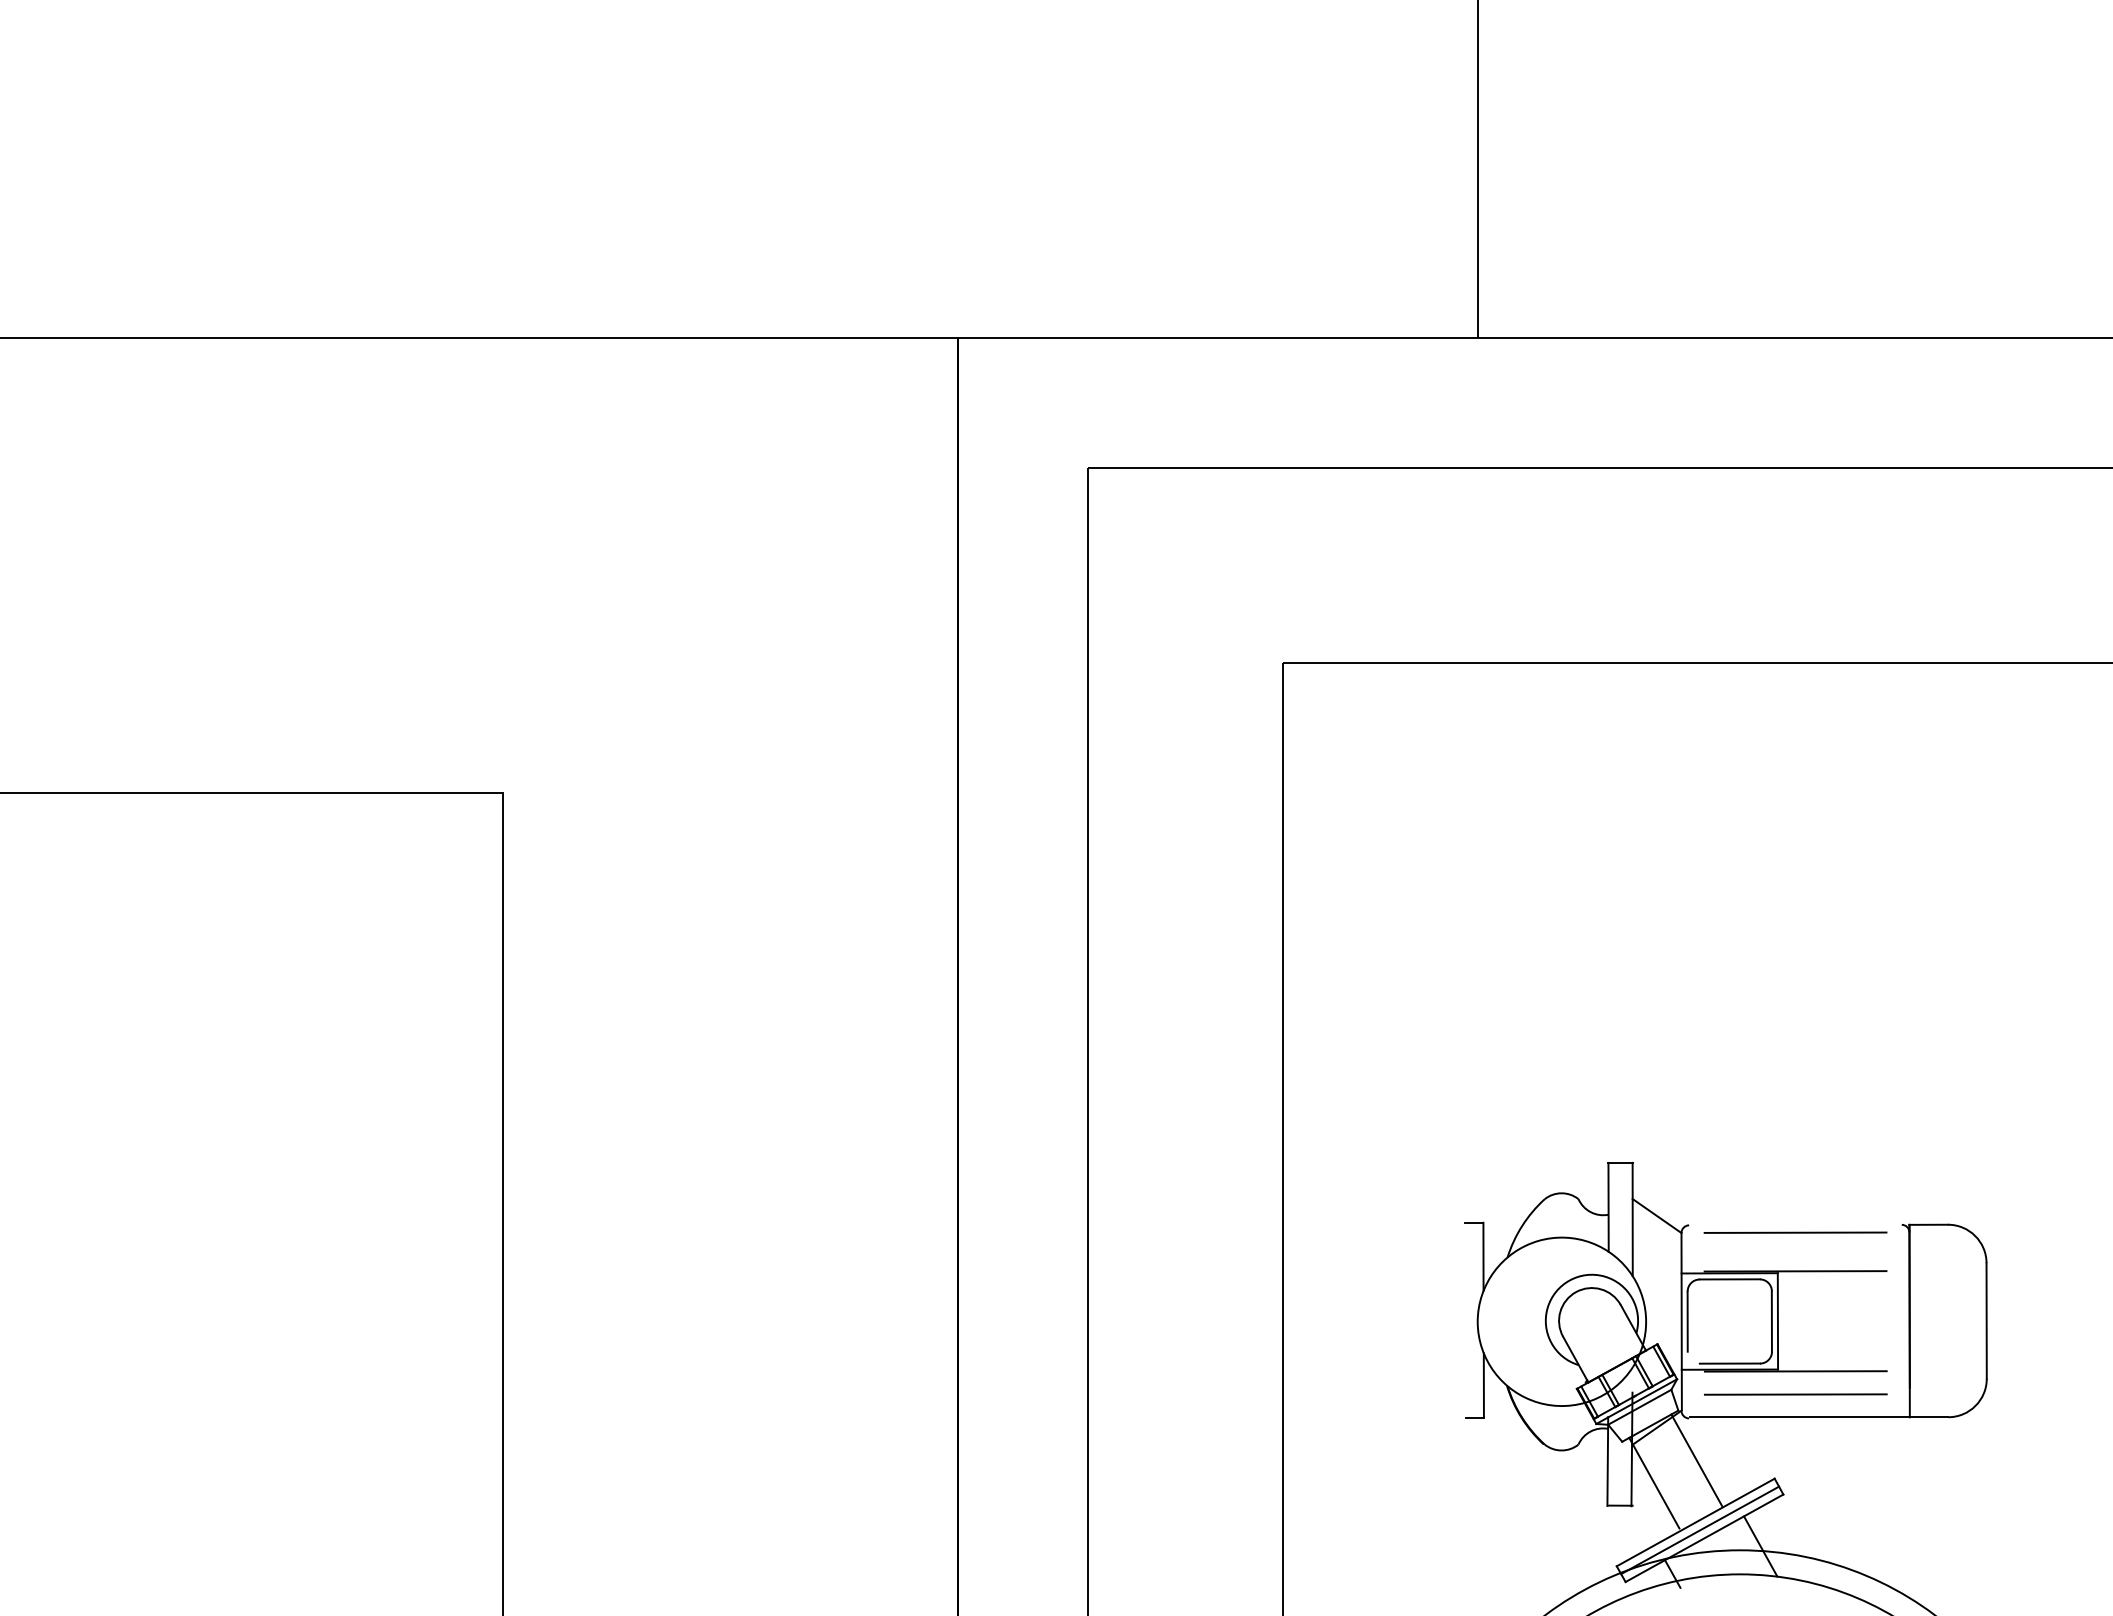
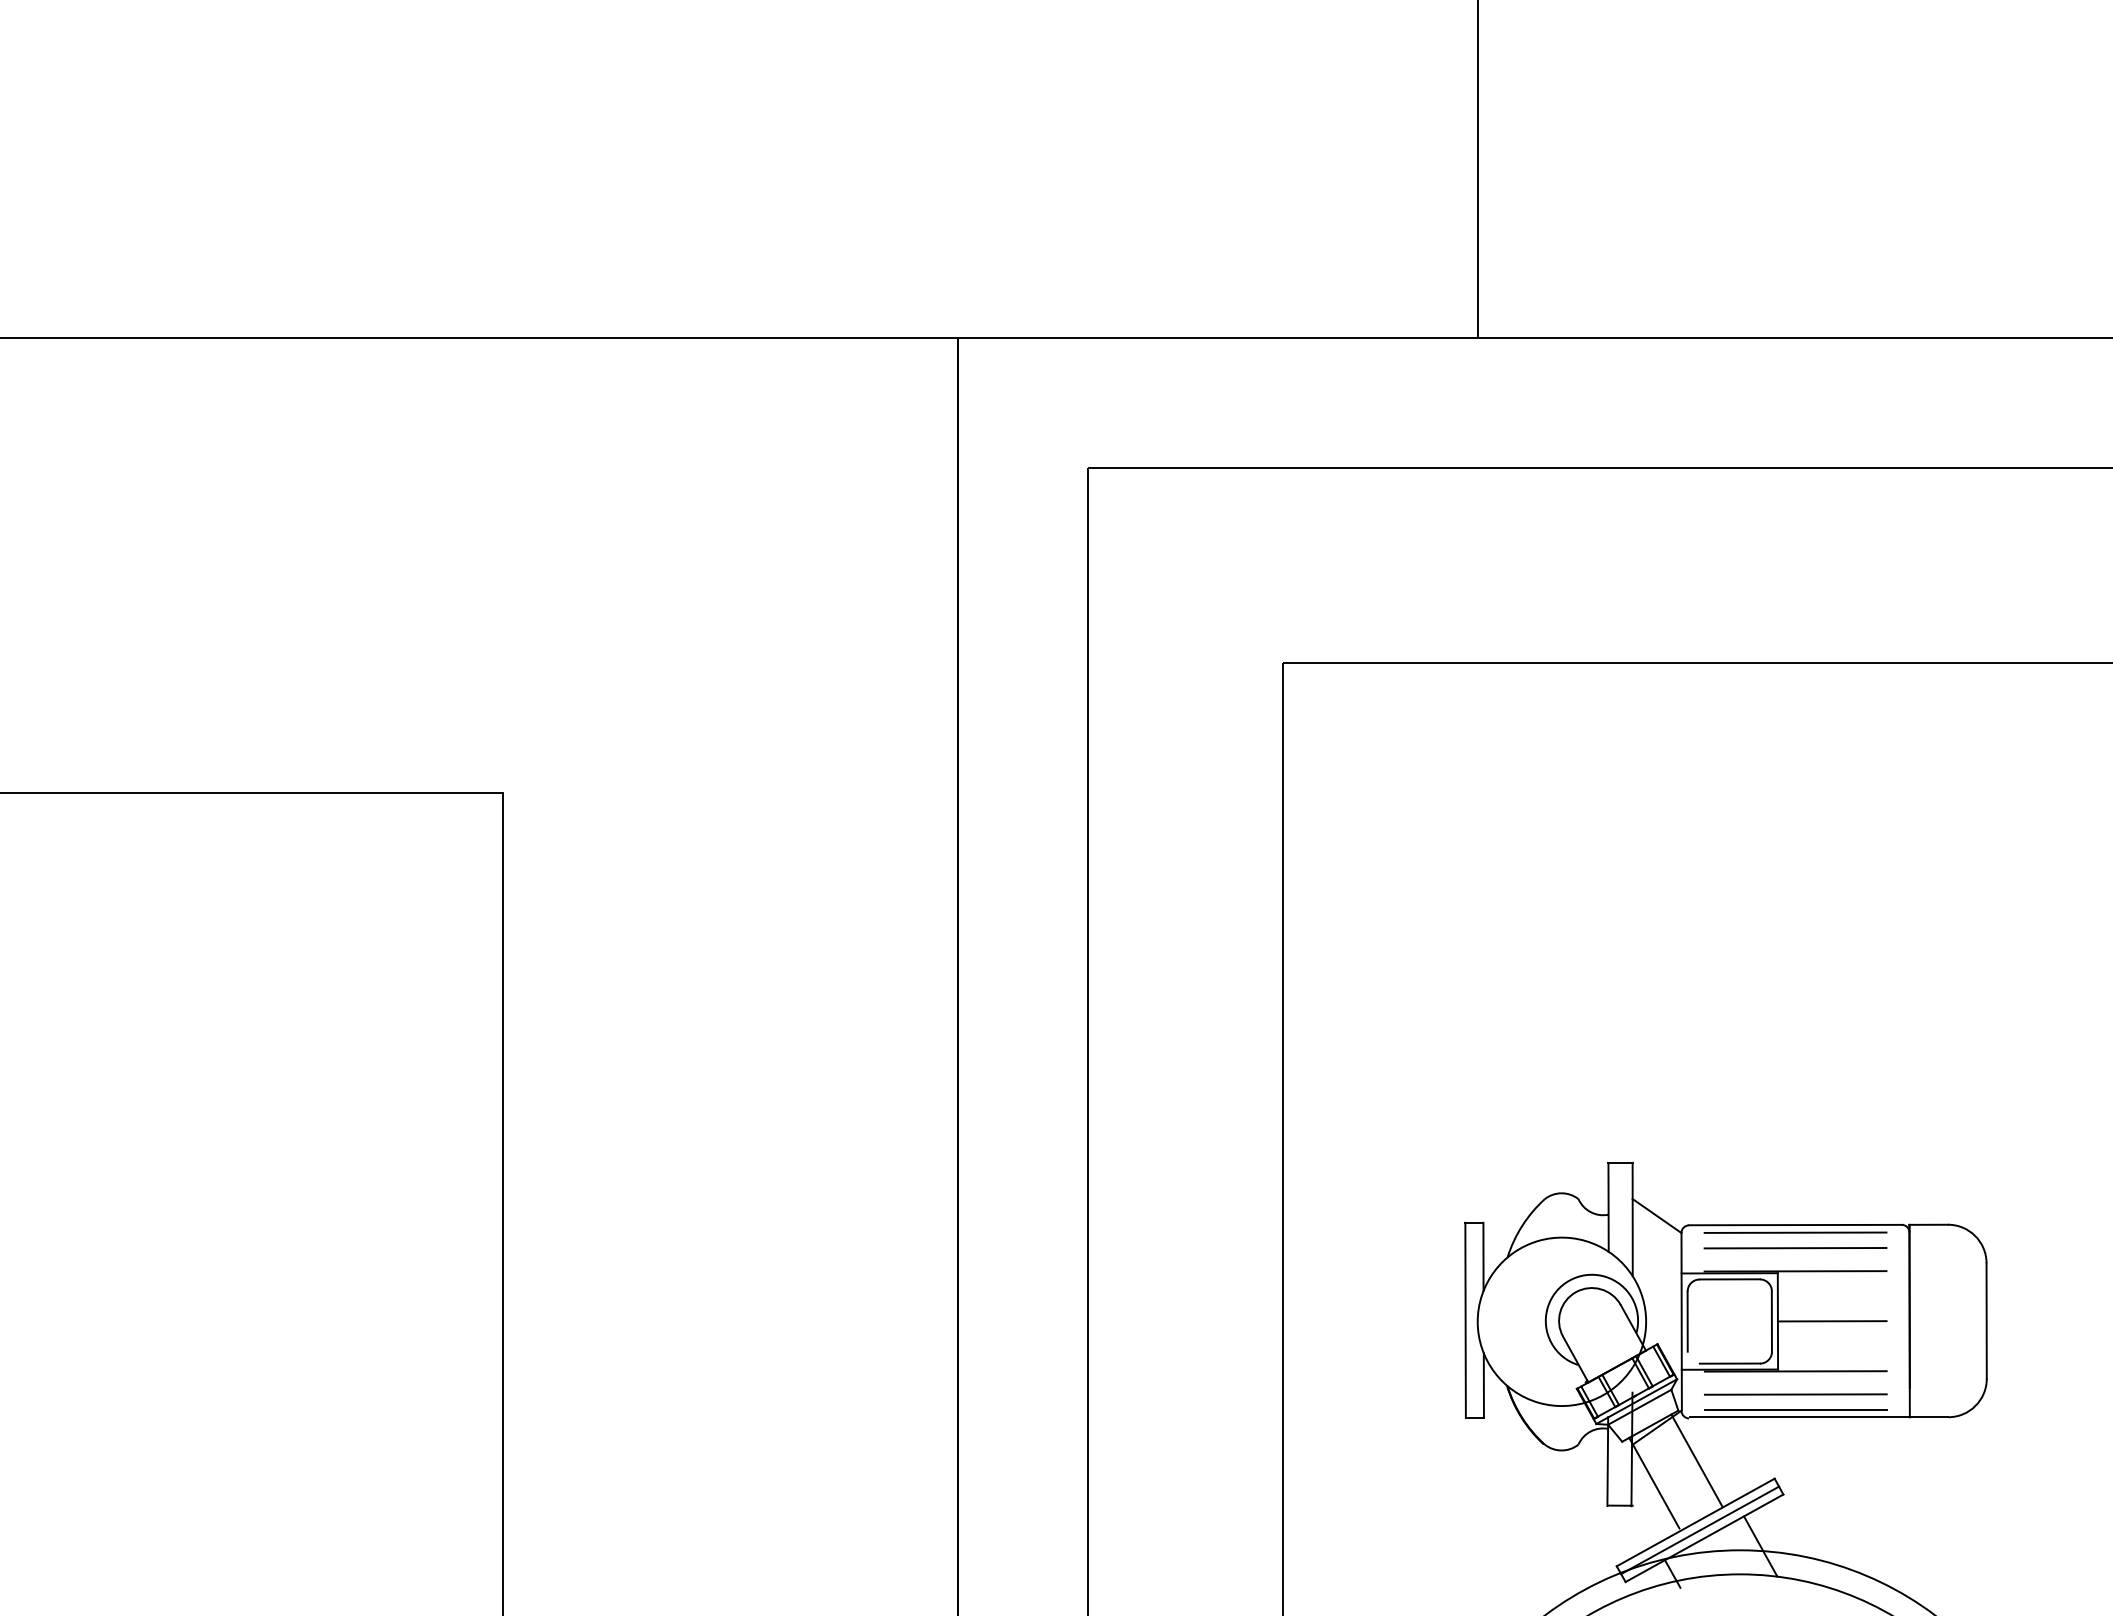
line: none -> present (1795, 1224)
line: none -> present (1795, 1248)
line: none -> present (1465, 1319)
line: none -> present (1831, 1321)
line: none -> present (1795, 1409)
